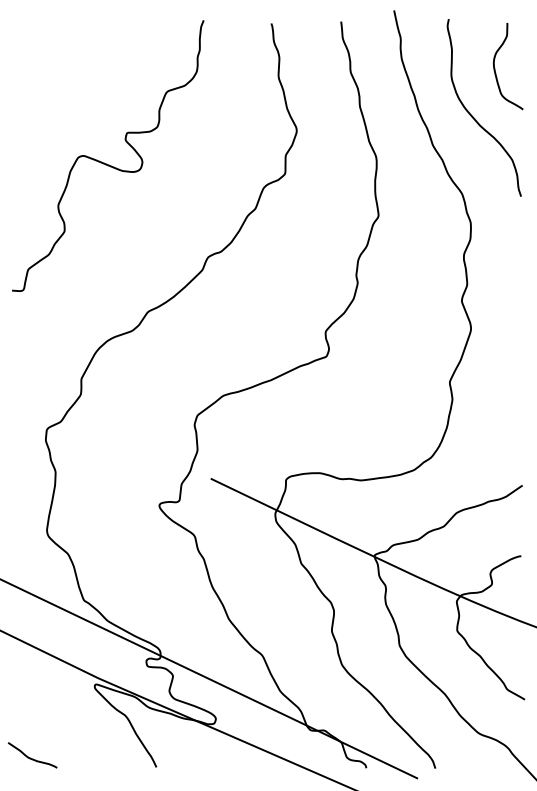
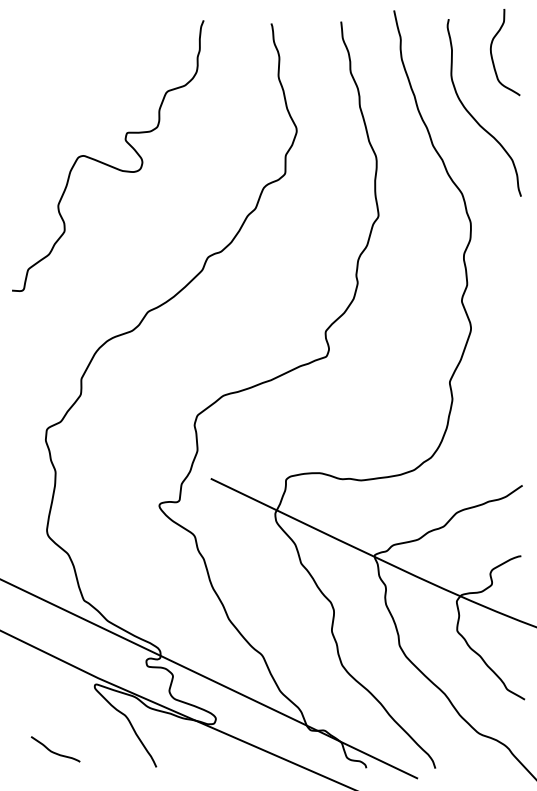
curve position: (495, 68) -> (492, 54) (492, 54)
curve position: (30, 757) -> (53, 751) (53, 751)
